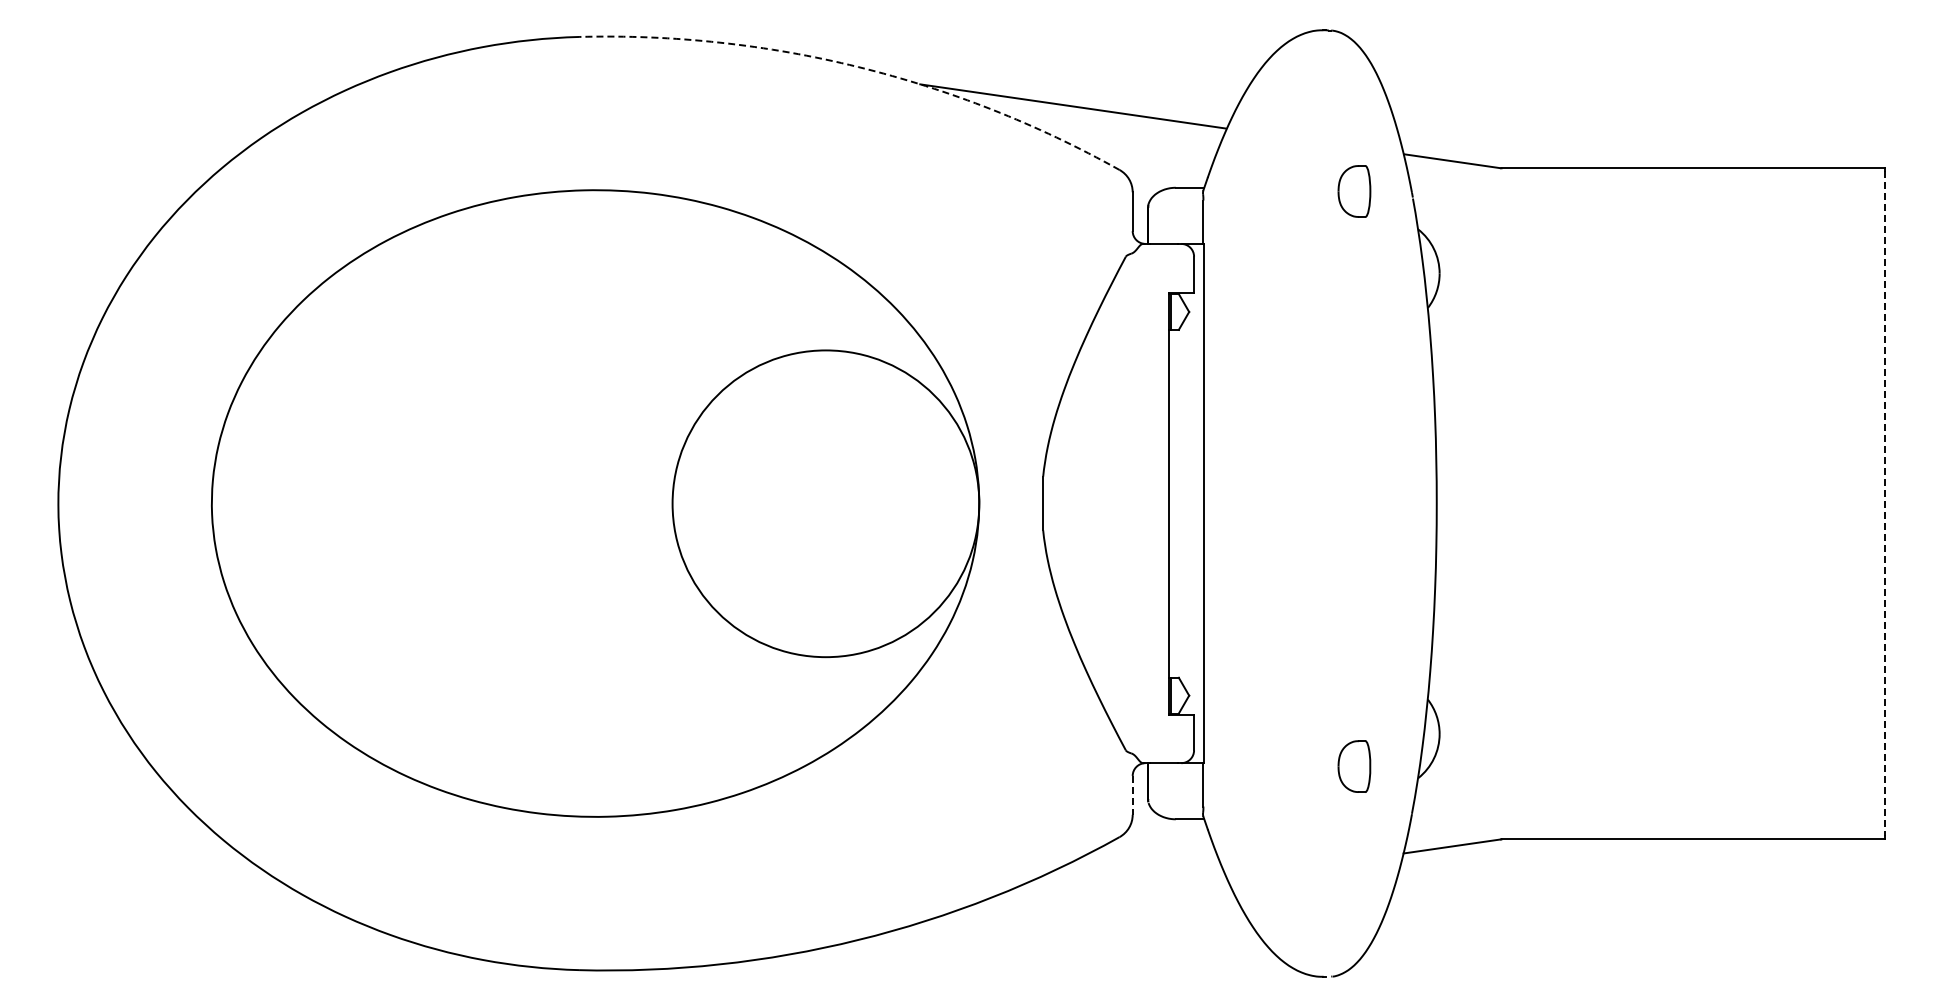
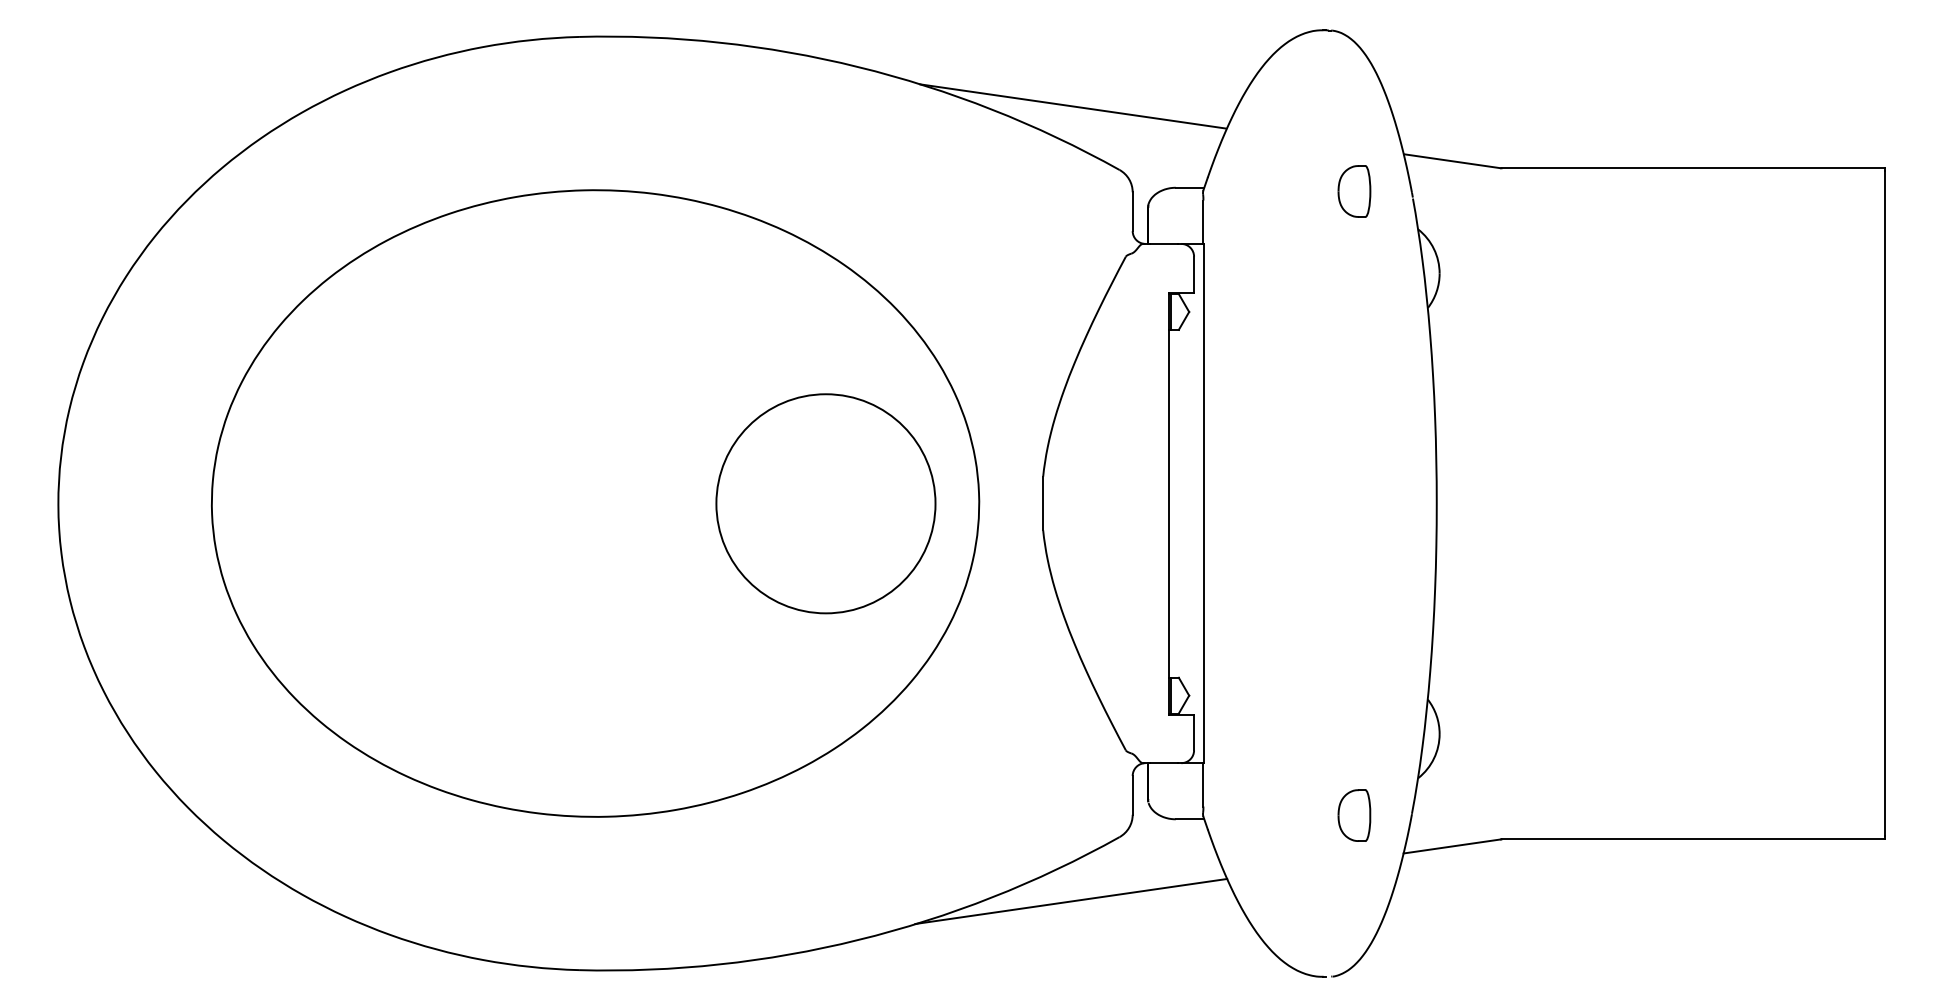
arc: dashed -> solid (858, 67)
circle diameter: 307 px -> 219 px (825, 503)
line: dashed -> solid (1884, 503)
part position: (1354, 766) -> (1354, 815) (1354, 815)
line: dashed -> solid (1132, 795)
line: none -> present (1071, 901)
